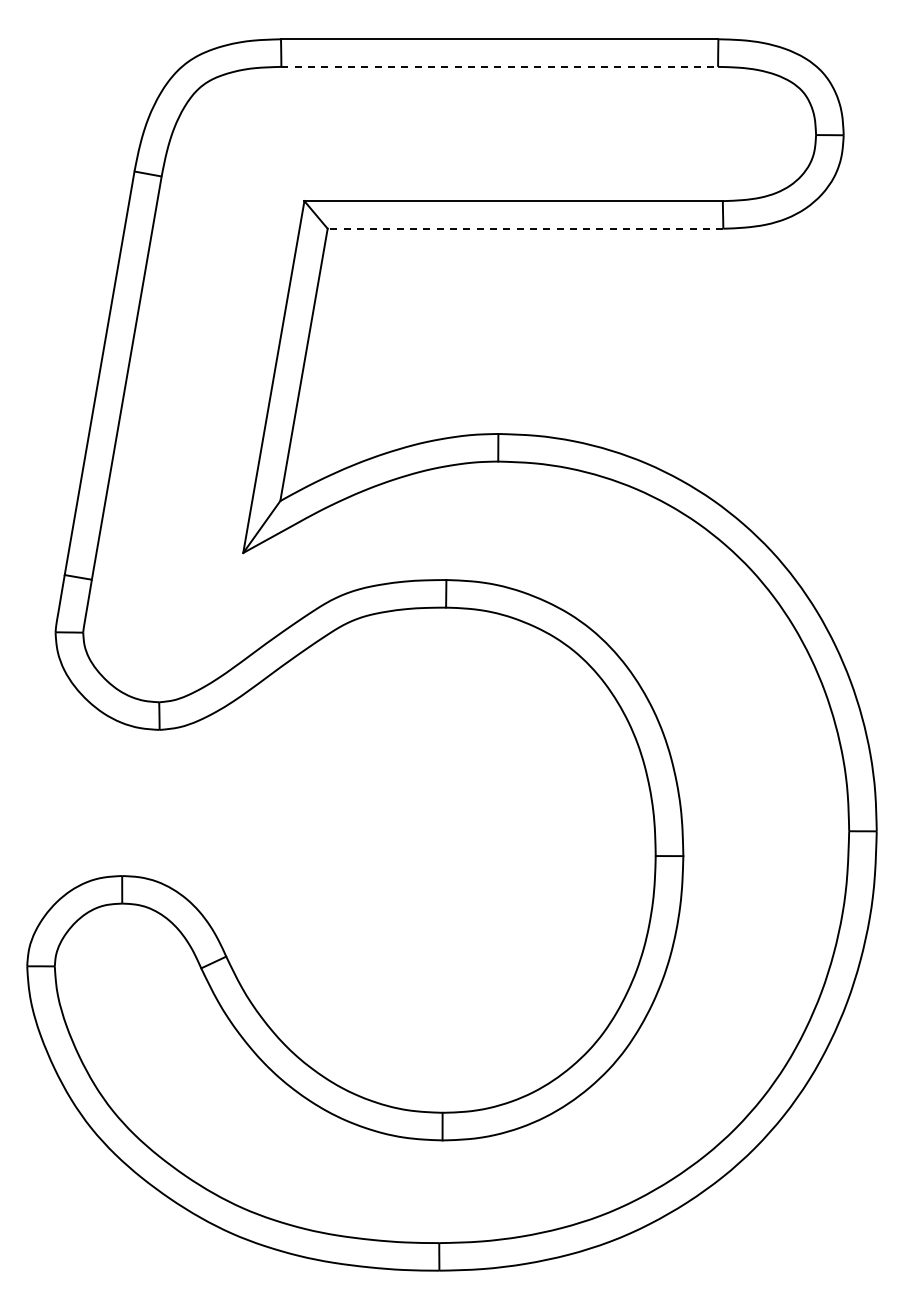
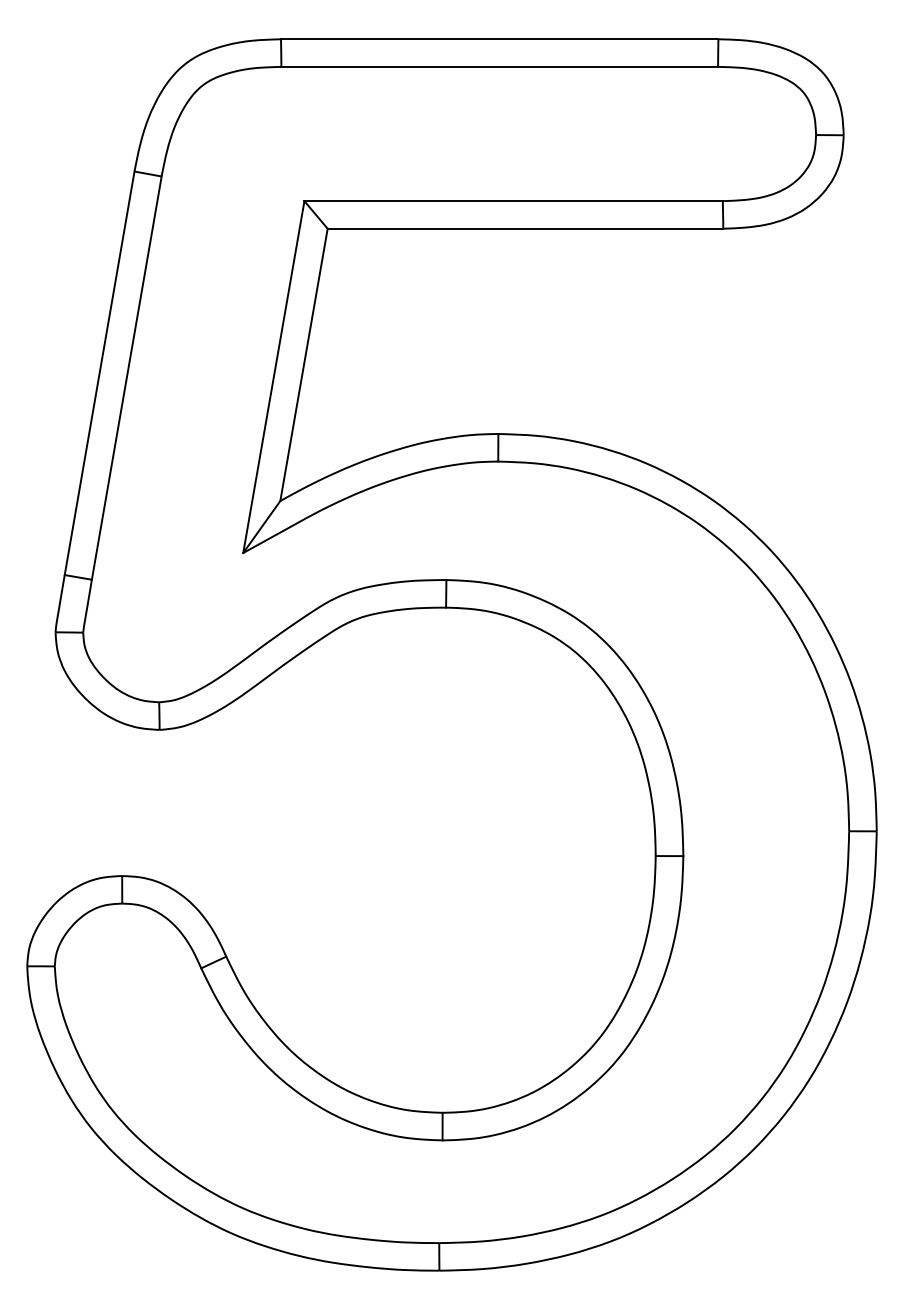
line: dashed -> solid (500, 66)
line: dashed -> solid (525, 228)
